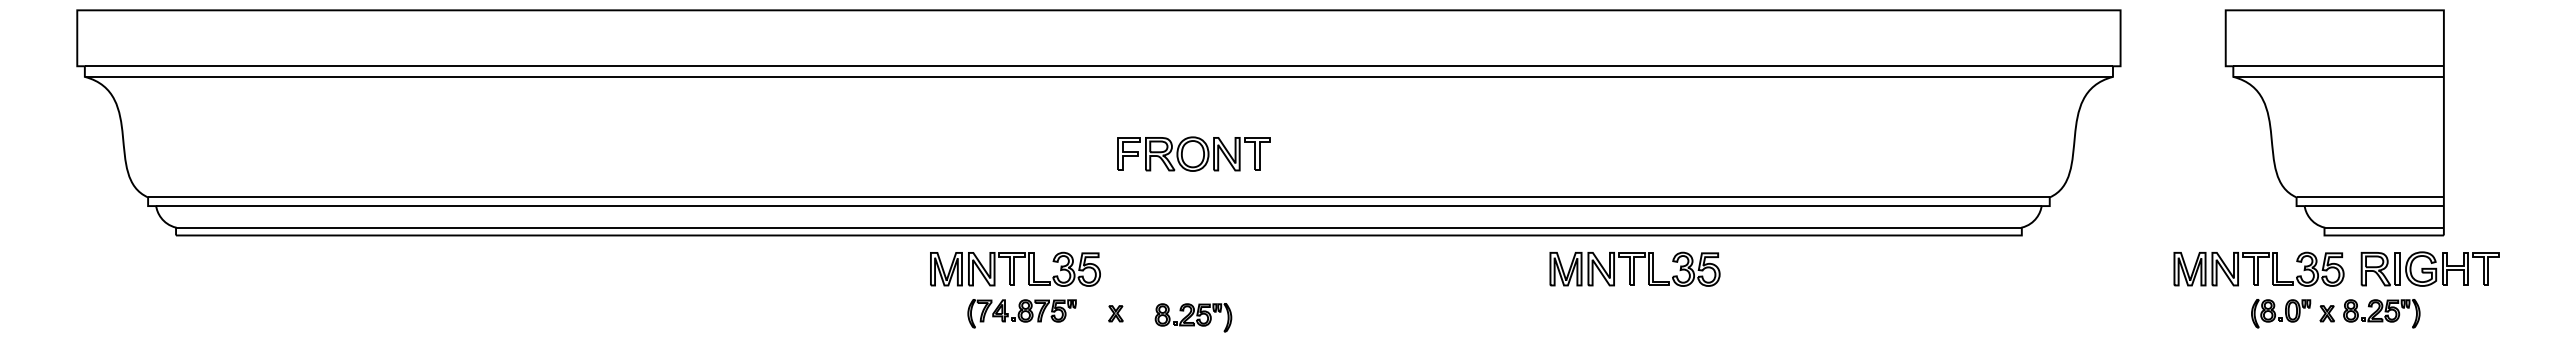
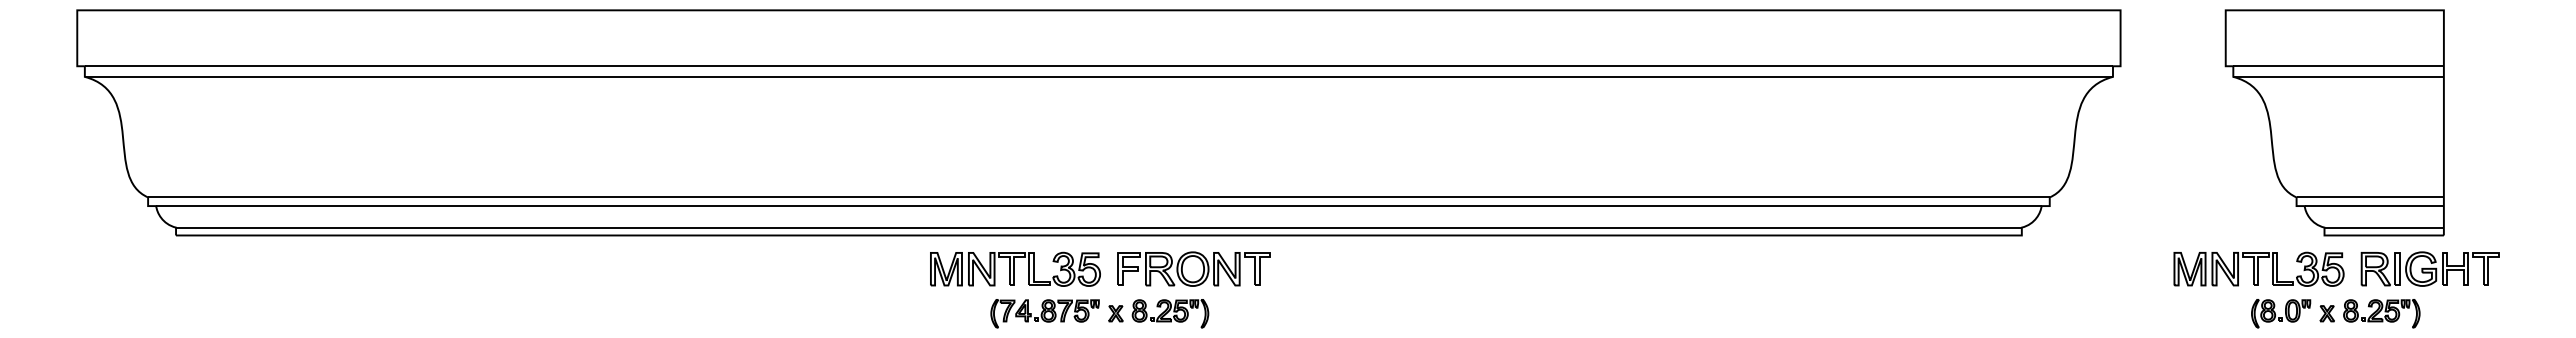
part position: (1193, 153) -> (1193, 268) (1193, 268)
part: present -> none (1634, 268)
part position: (1021, 313) -> (1044, 313) (1044, 313)
part position: (1193, 317) -> (1170, 313) (1170, 313)
